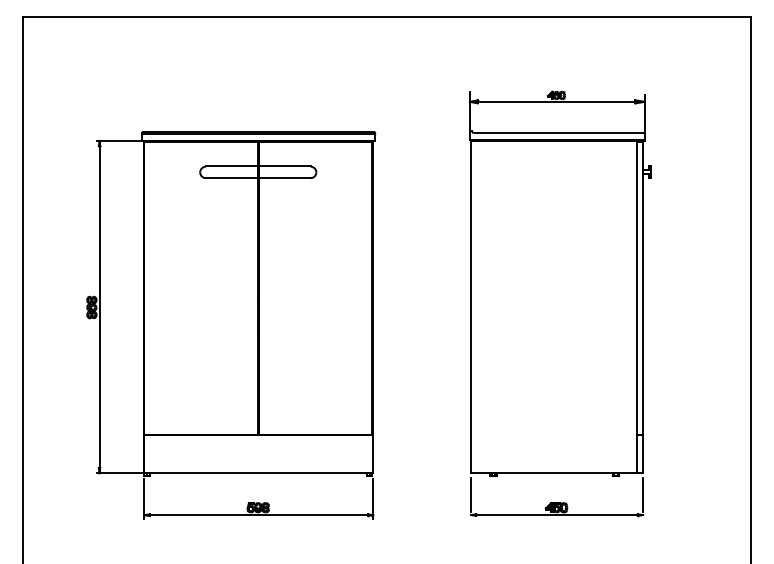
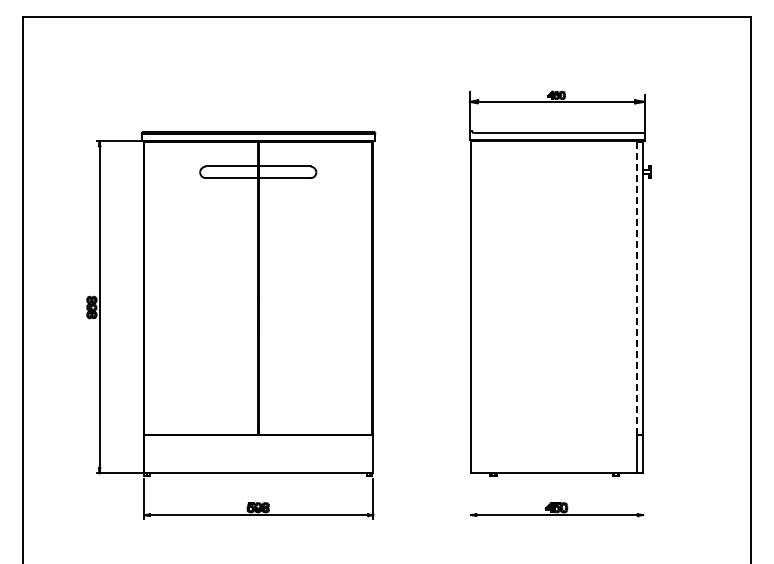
line: solid -> dashed (637, 288)
line: present -> none (470, 494)
line: present -> none (643, 494)
